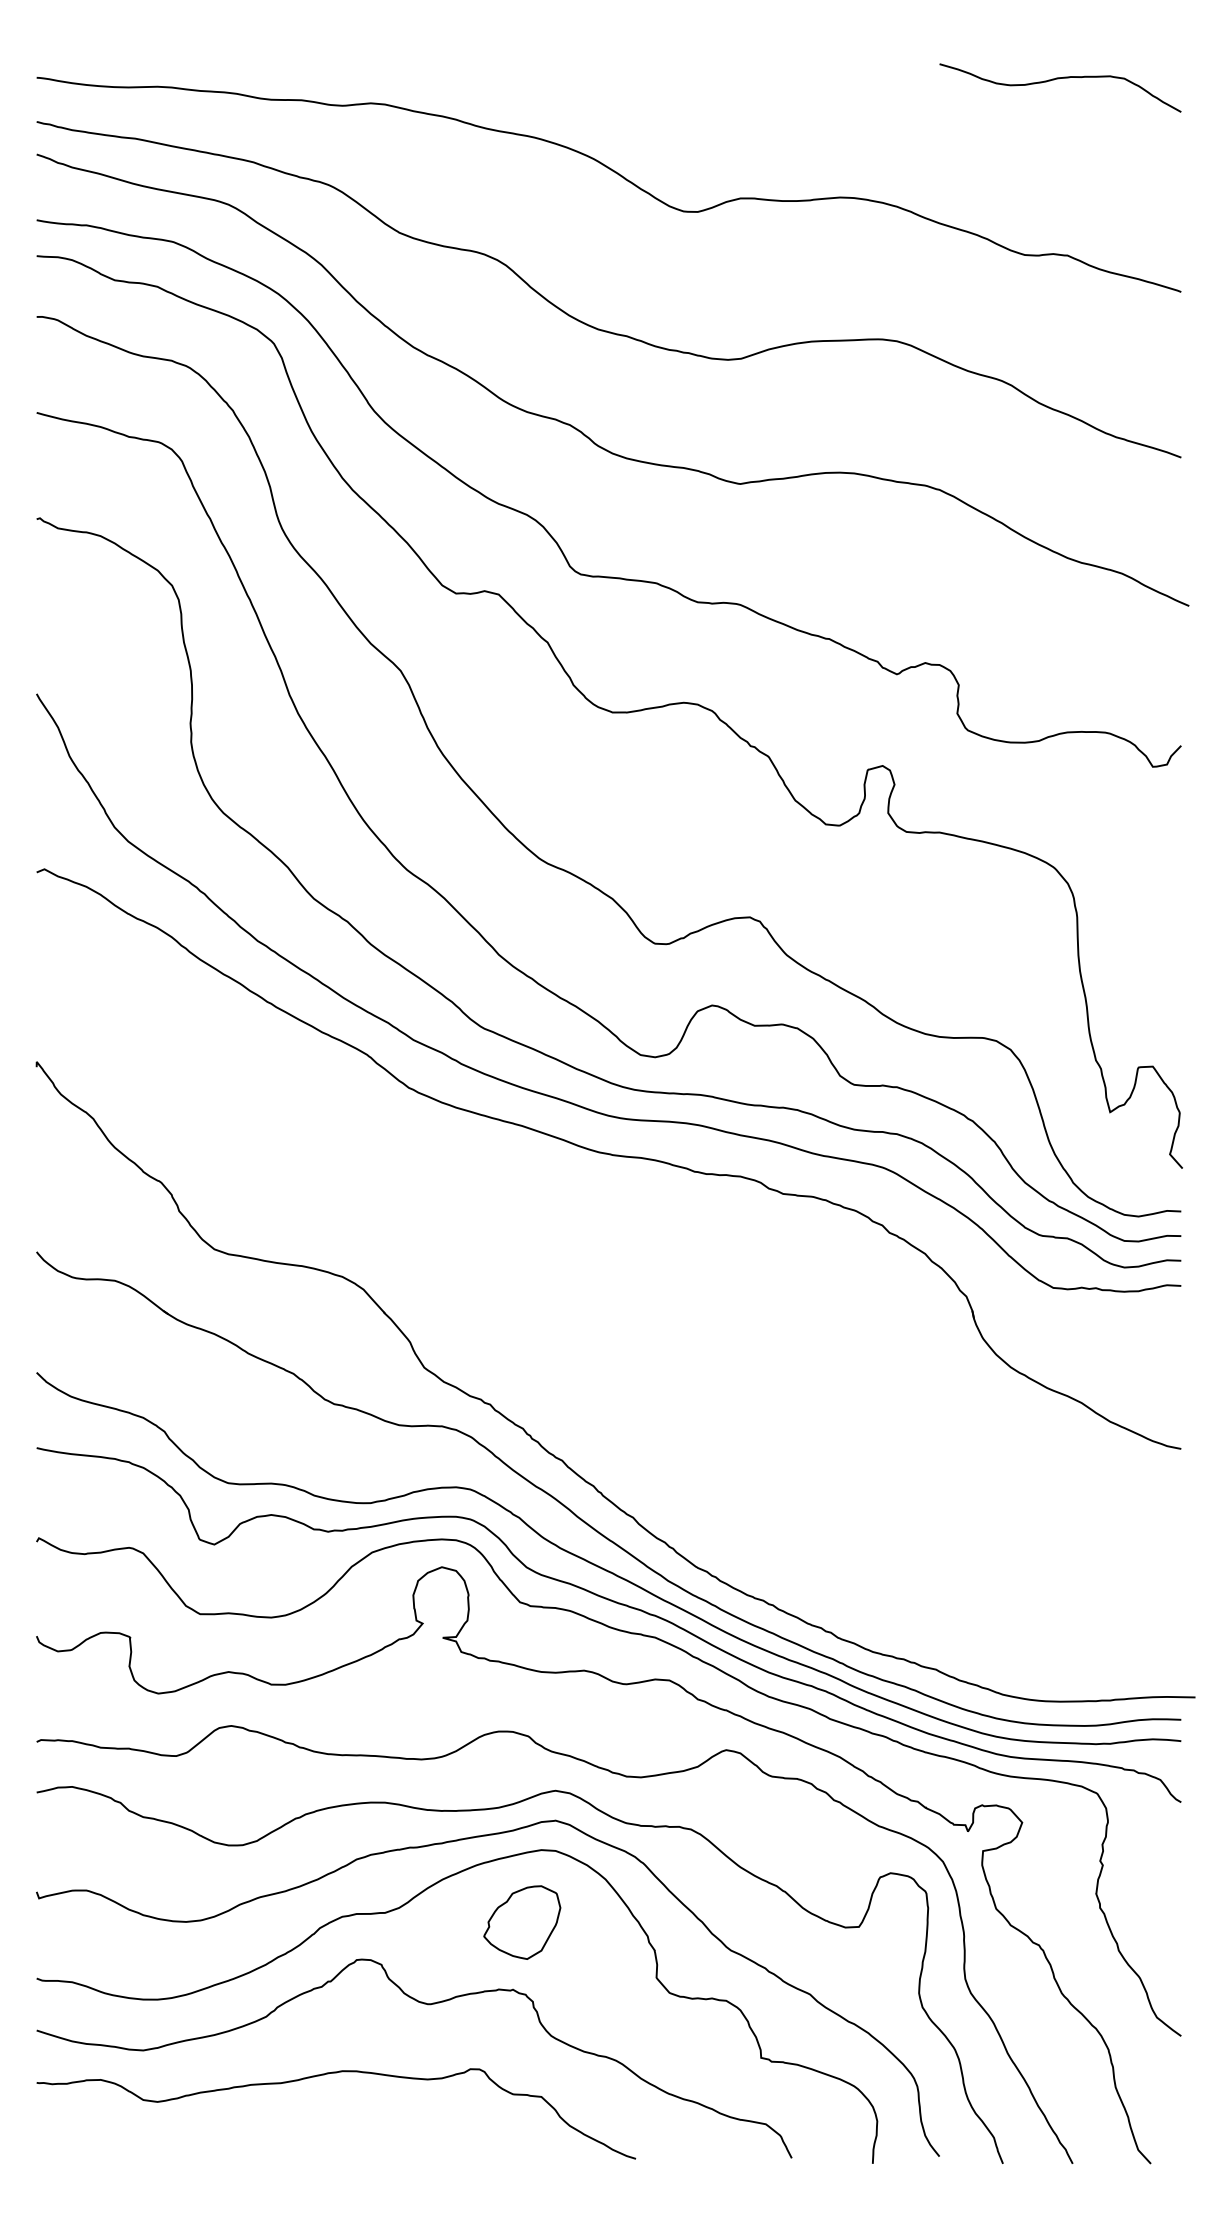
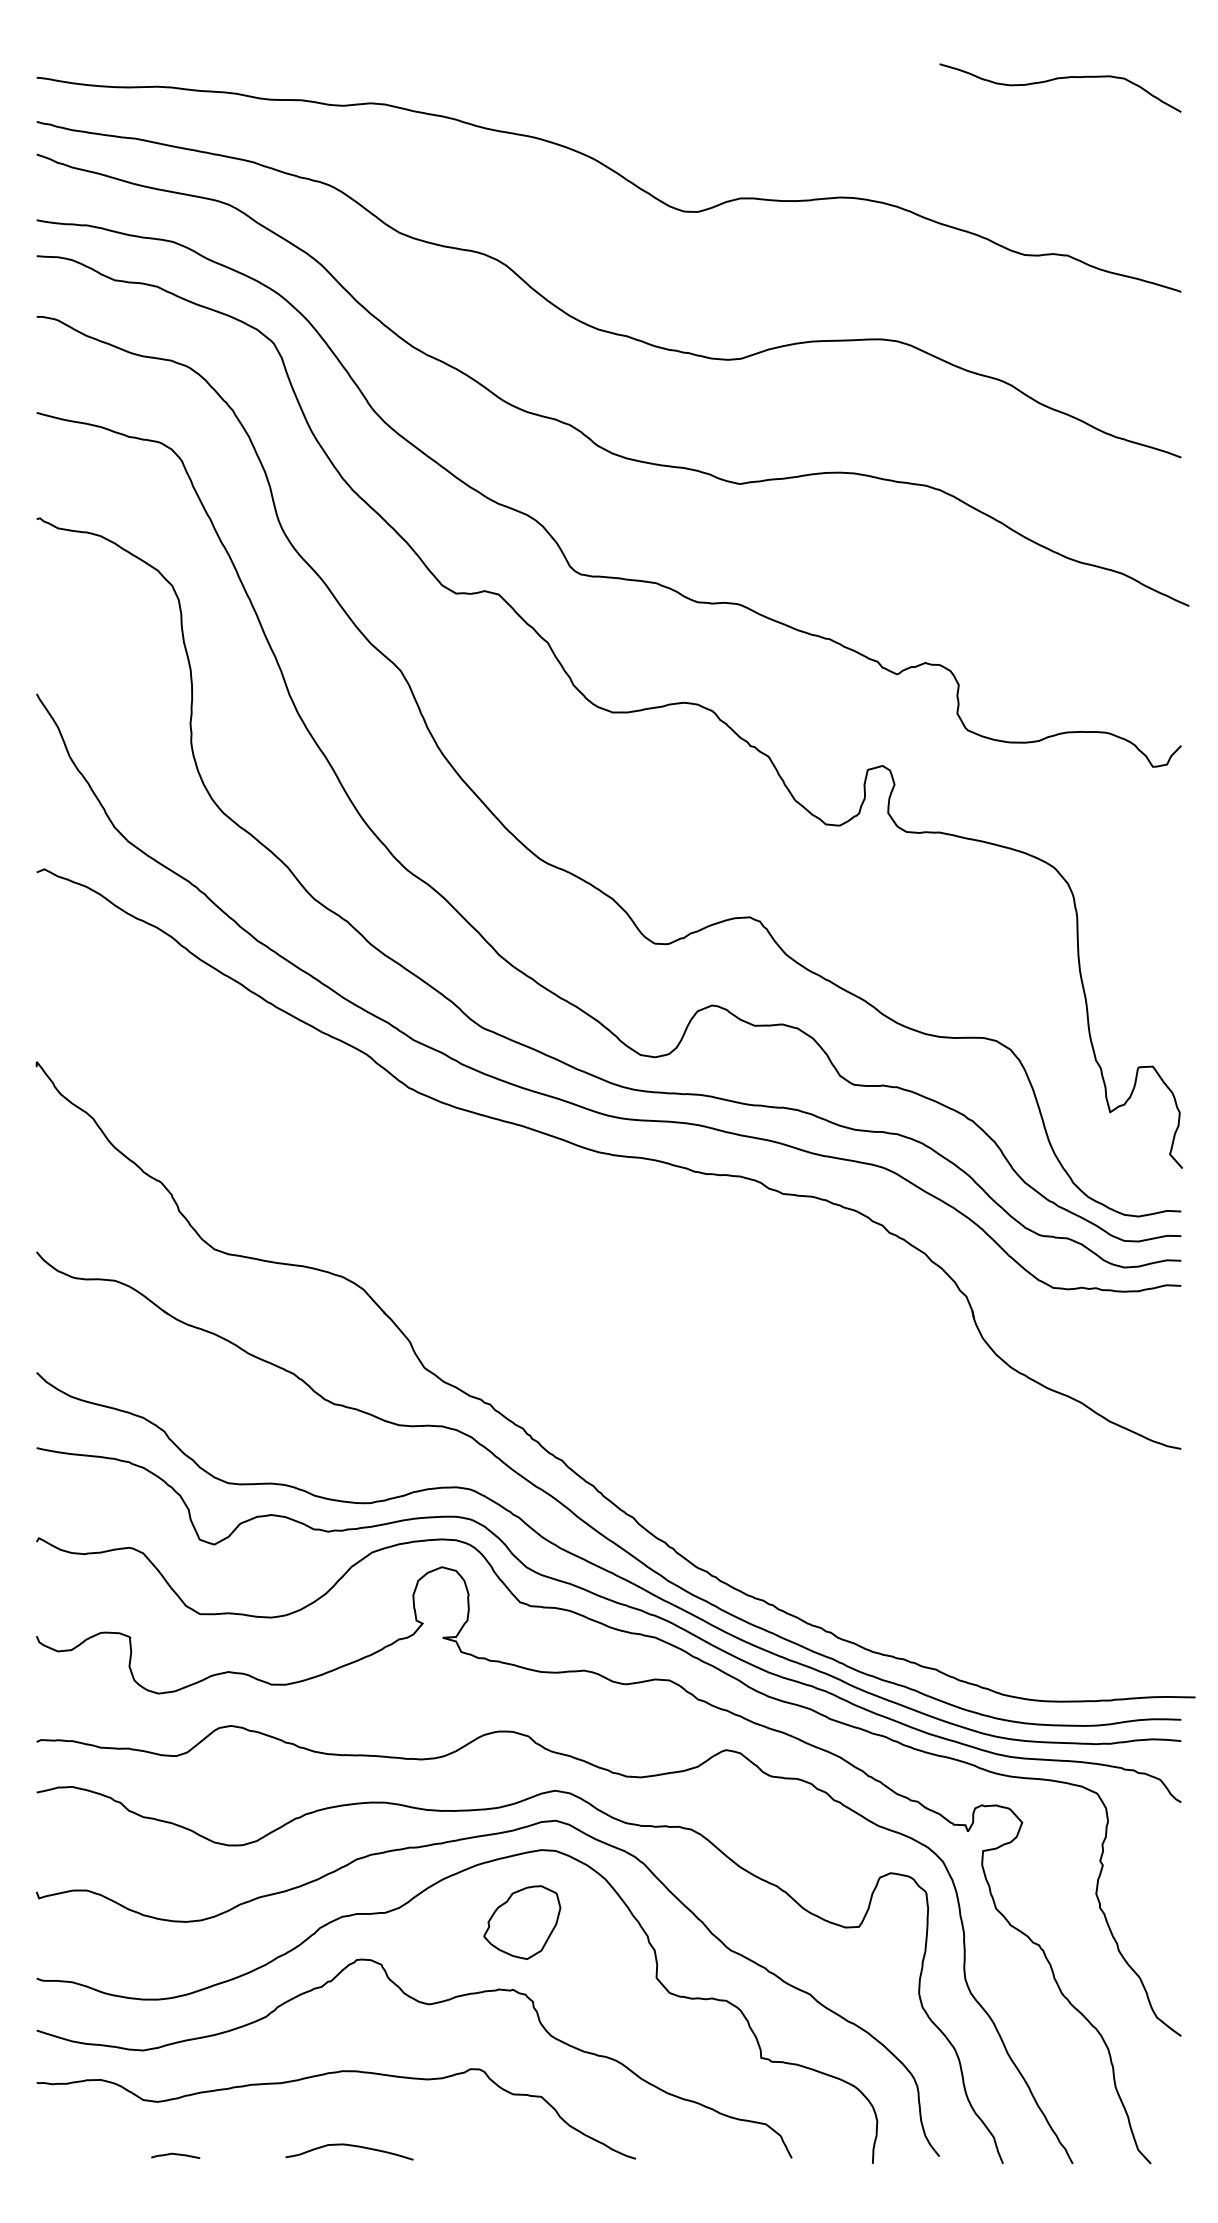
curve: none -> present (349, 2146)
curve: none -> present (175, 2155)
